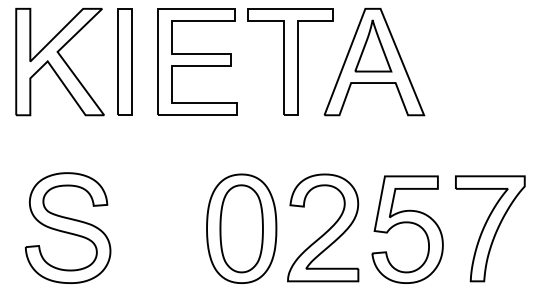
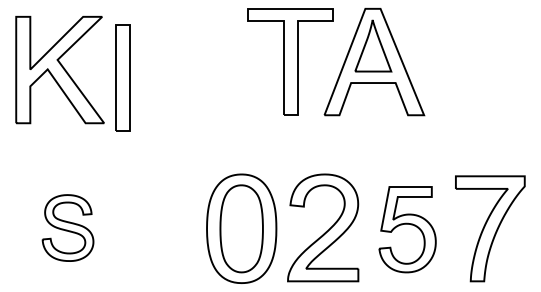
part position: (124, 61) -> (122, 77) (122, 77)
part: present -> none (197, 61)
part position: (59, 62) -> (59, 70) (59, 70)
part size: 88x112 px -> 54x68 px (67, 227)
part size: 73x109 px -> 59x88 px (407, 229)
